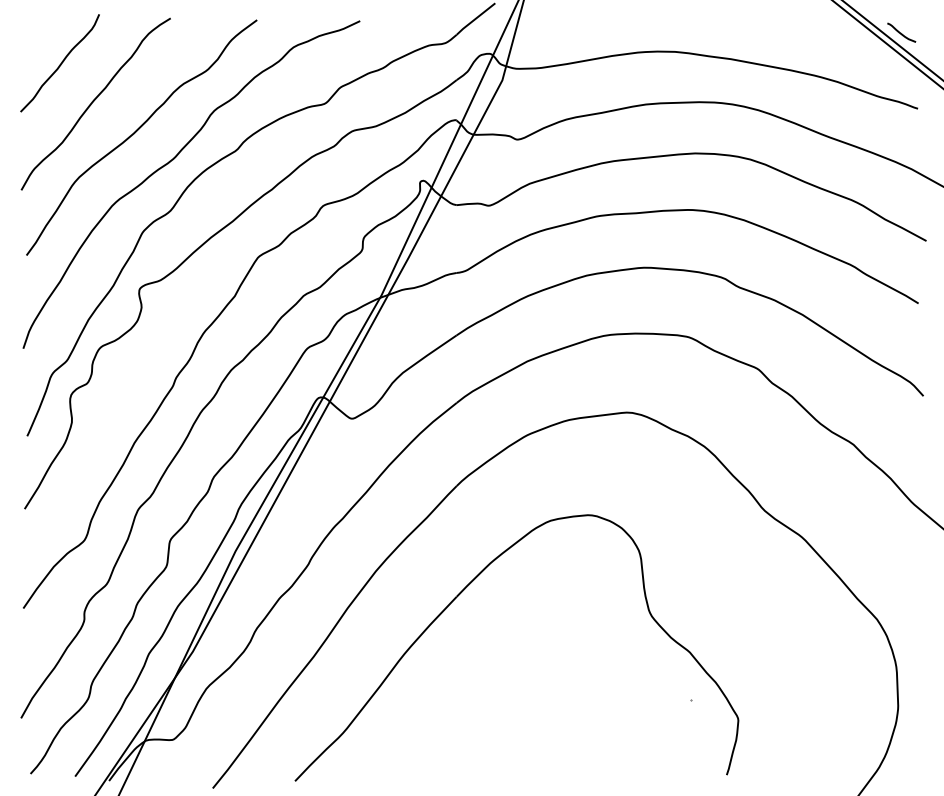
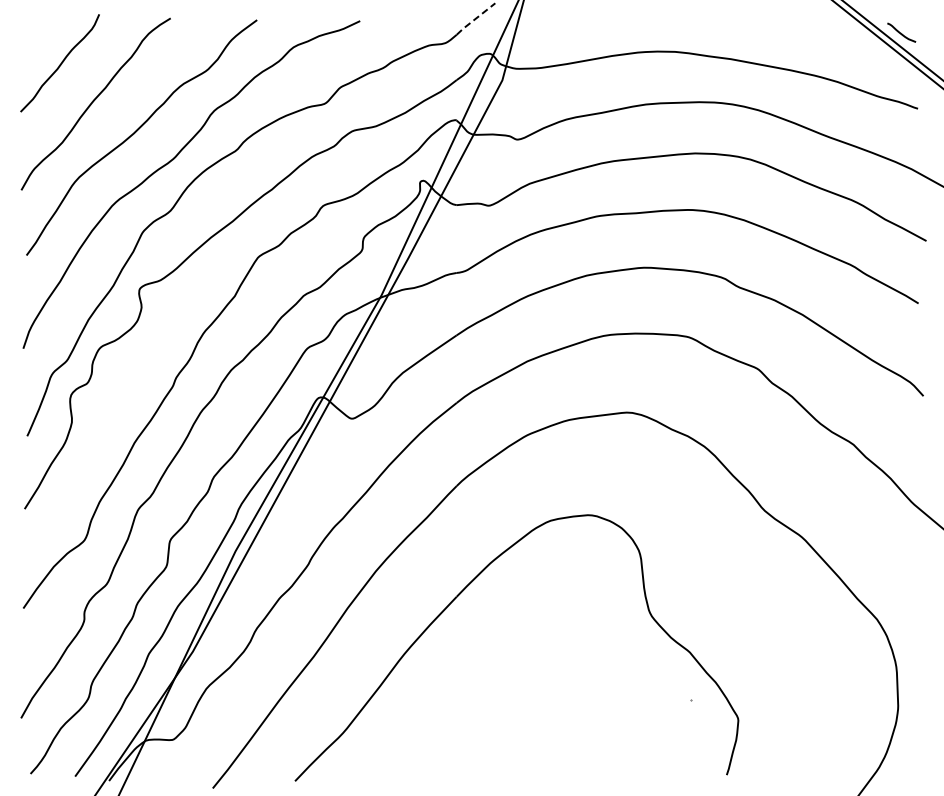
line: solid -> dashed (475, 18)
